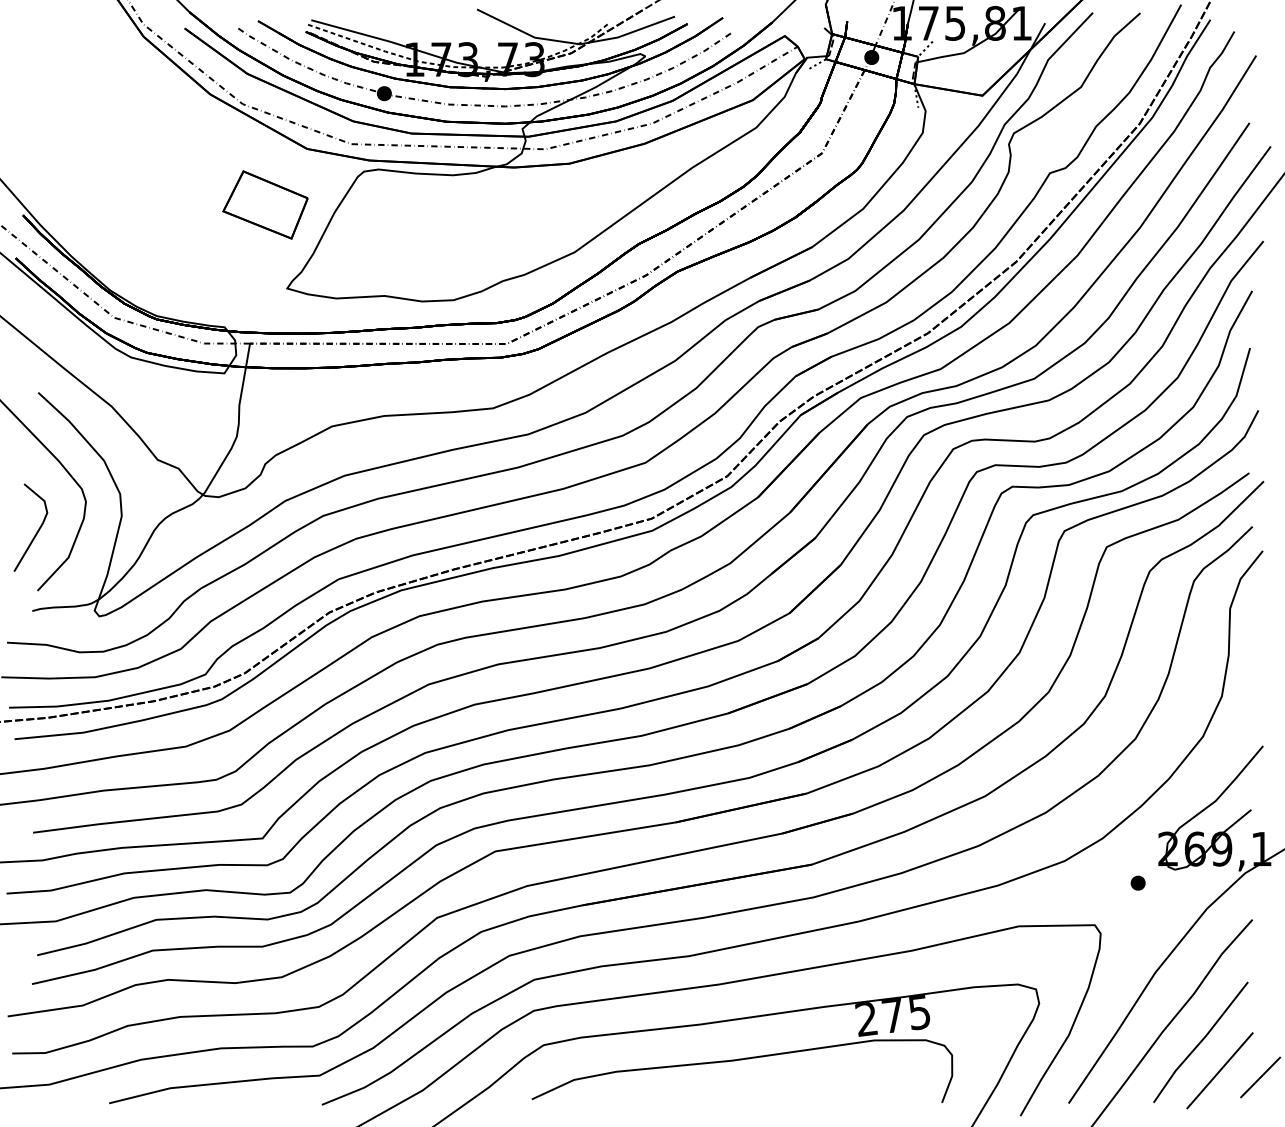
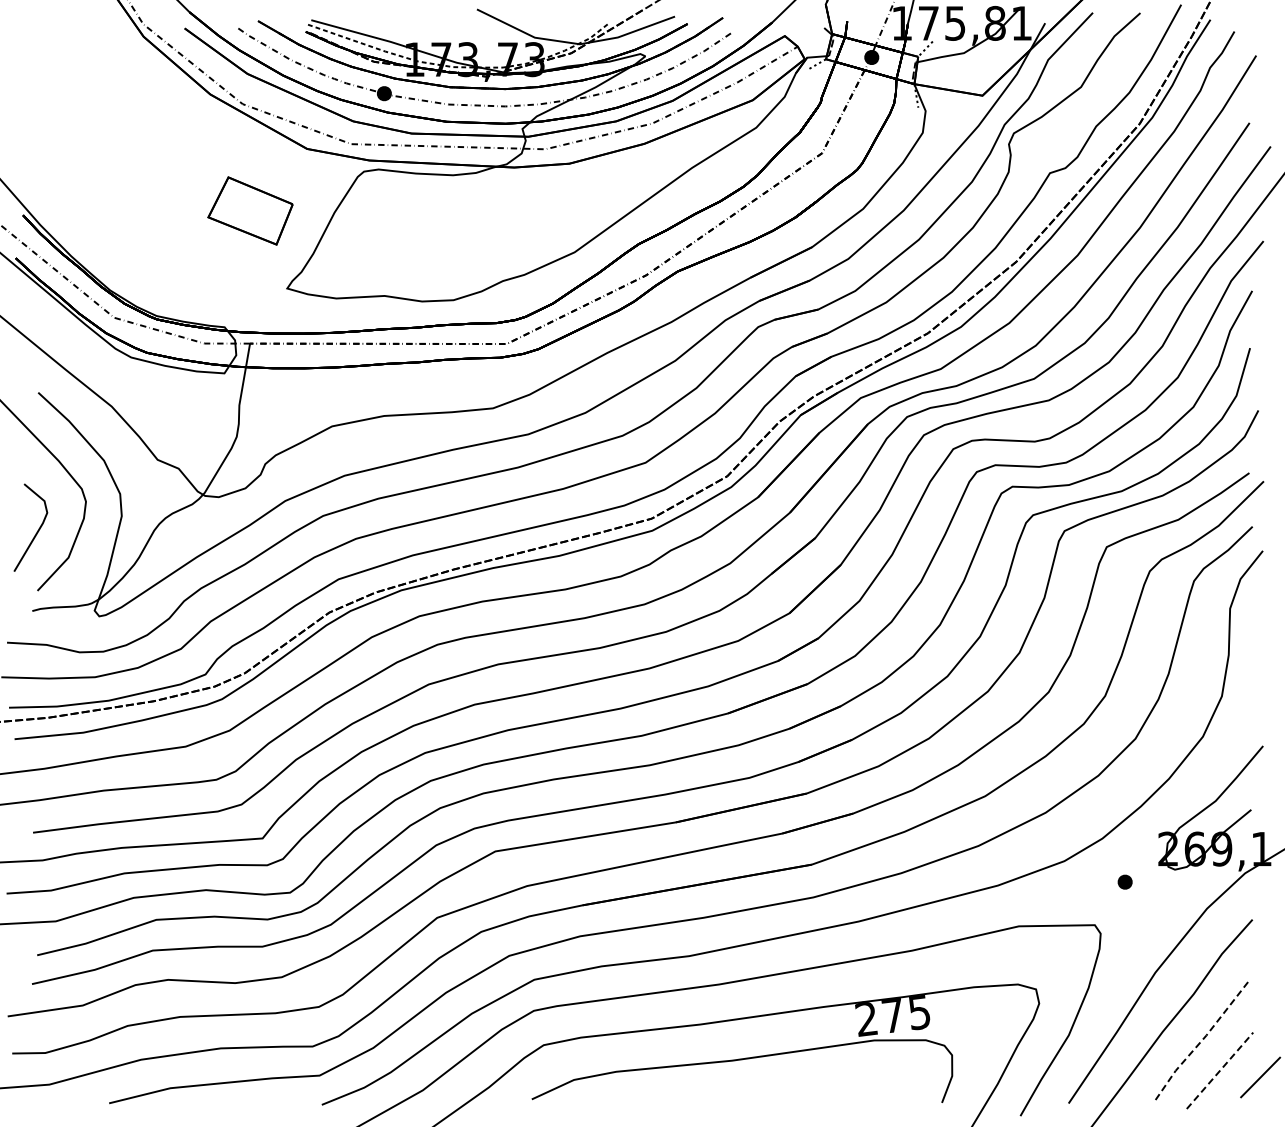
part position: (265, 204) -> (250, 210) (250, 210)
part position: (1137, 882) -> (1124, 881) (1124, 881)
line: solid -> dashed (1200, 1042)
line: solid -> dashed (1220, 1070)
